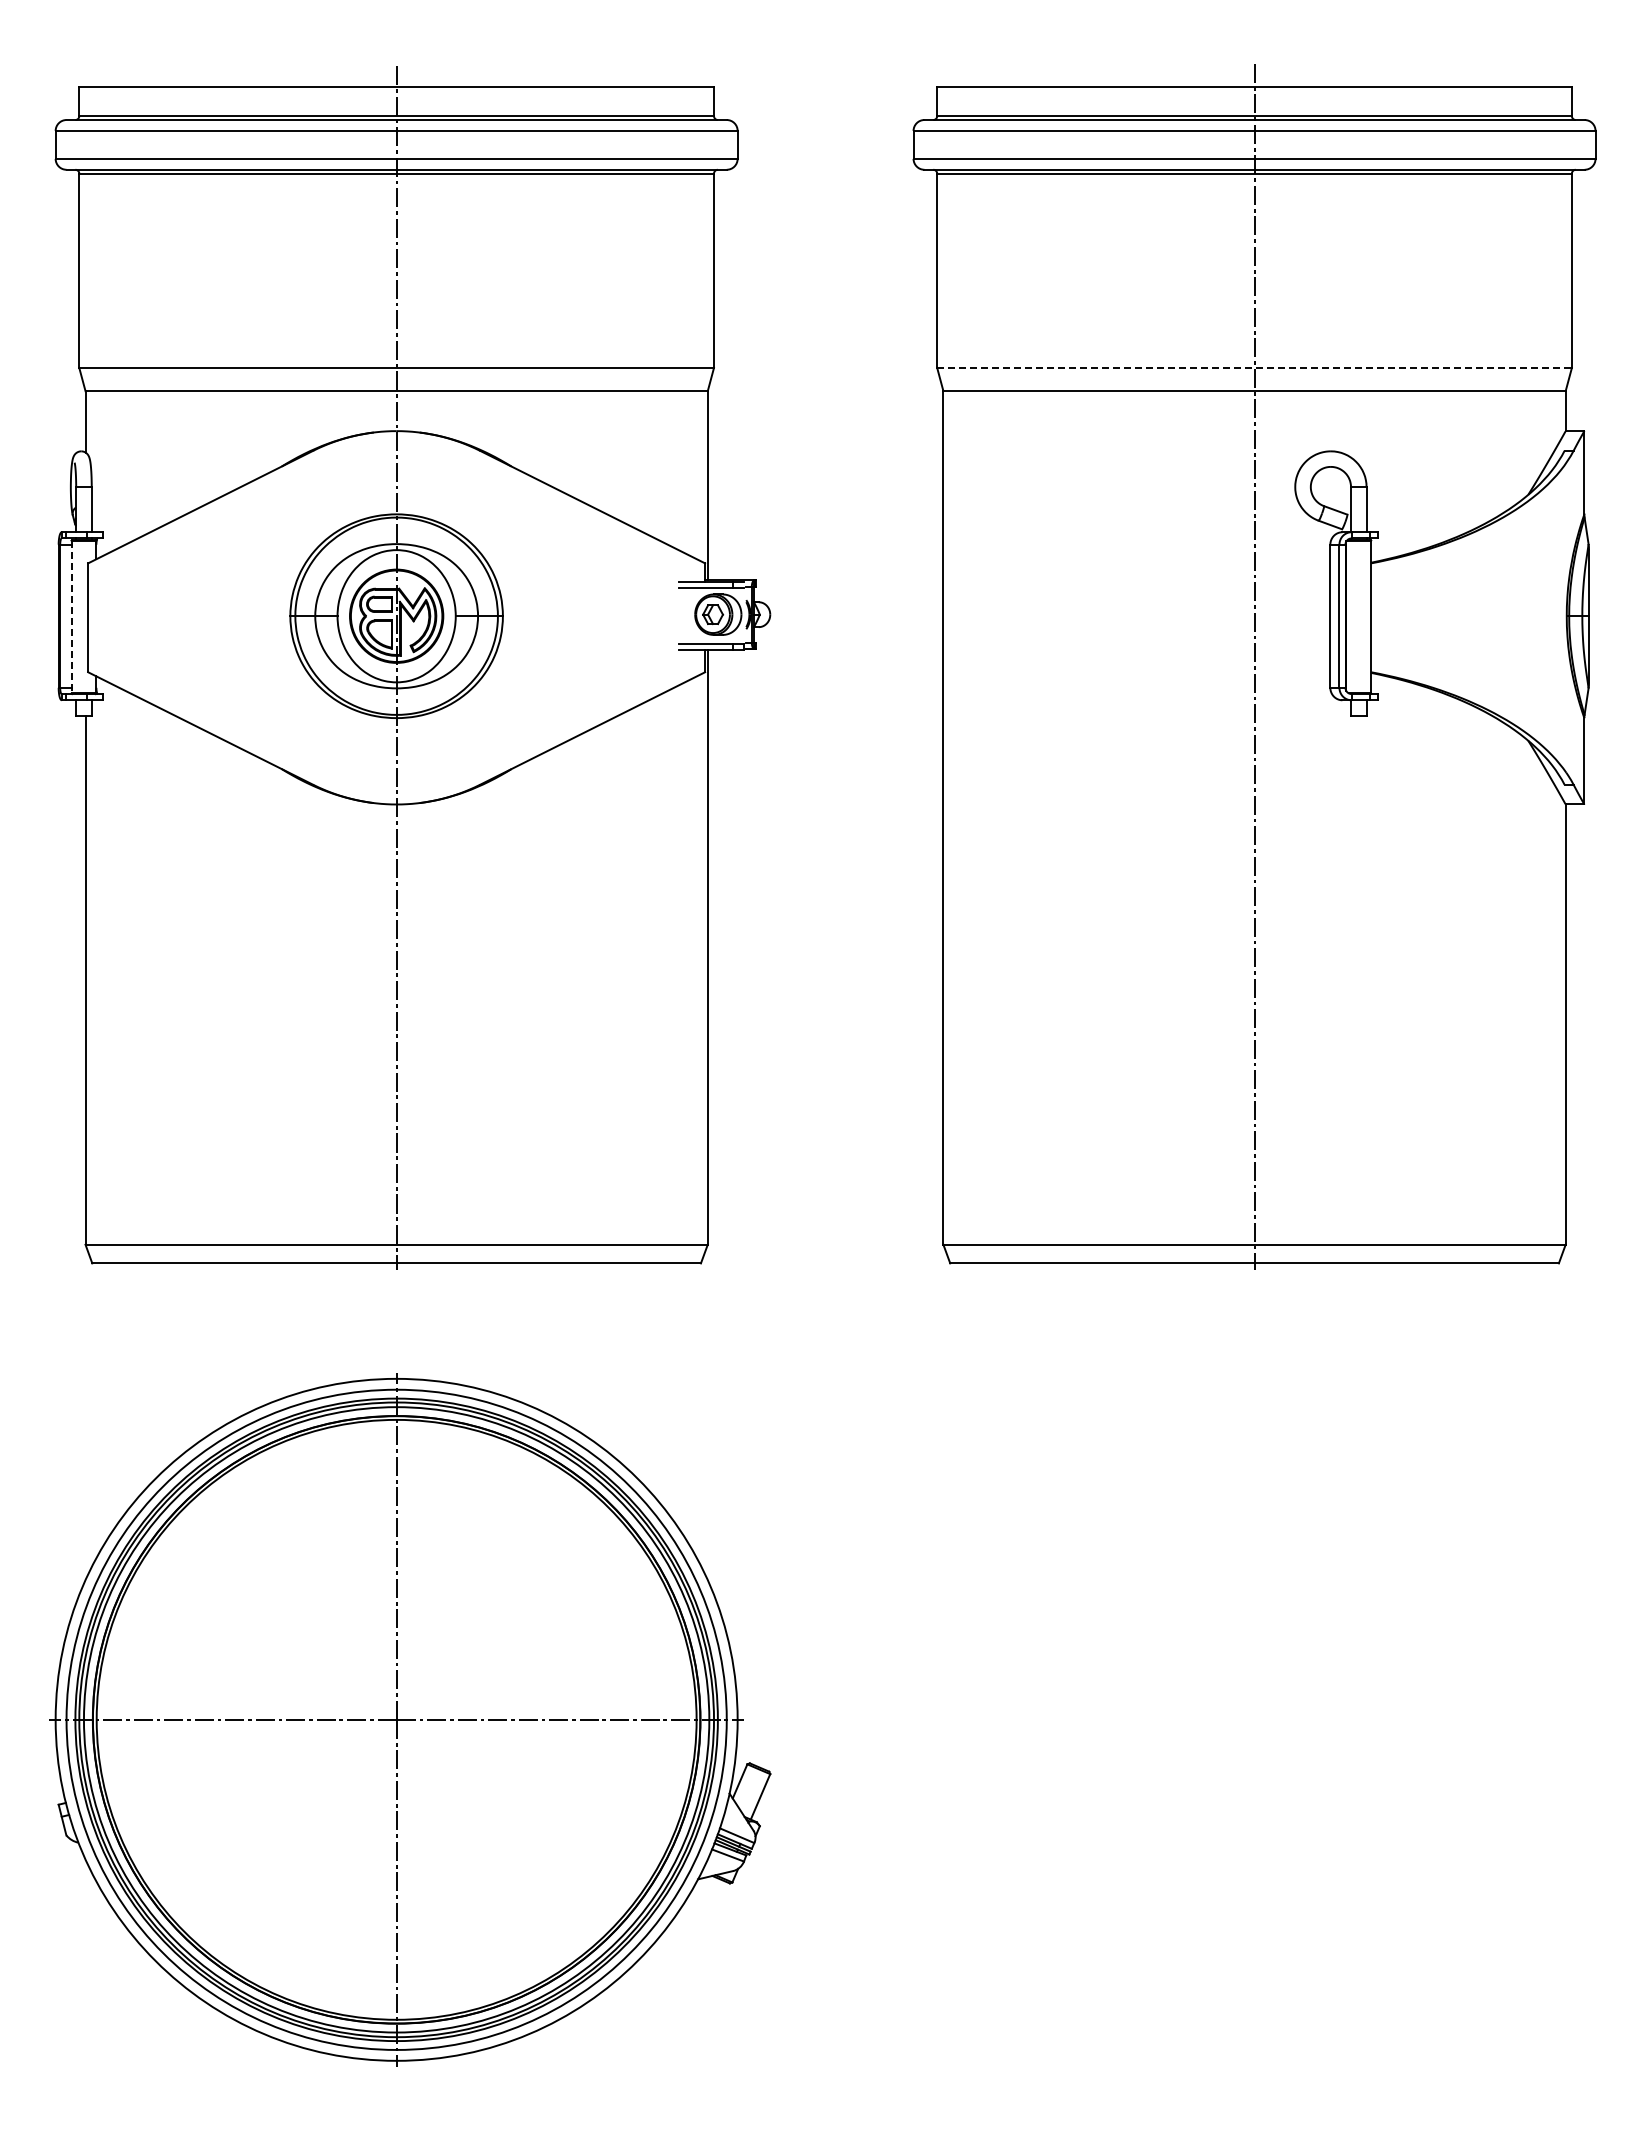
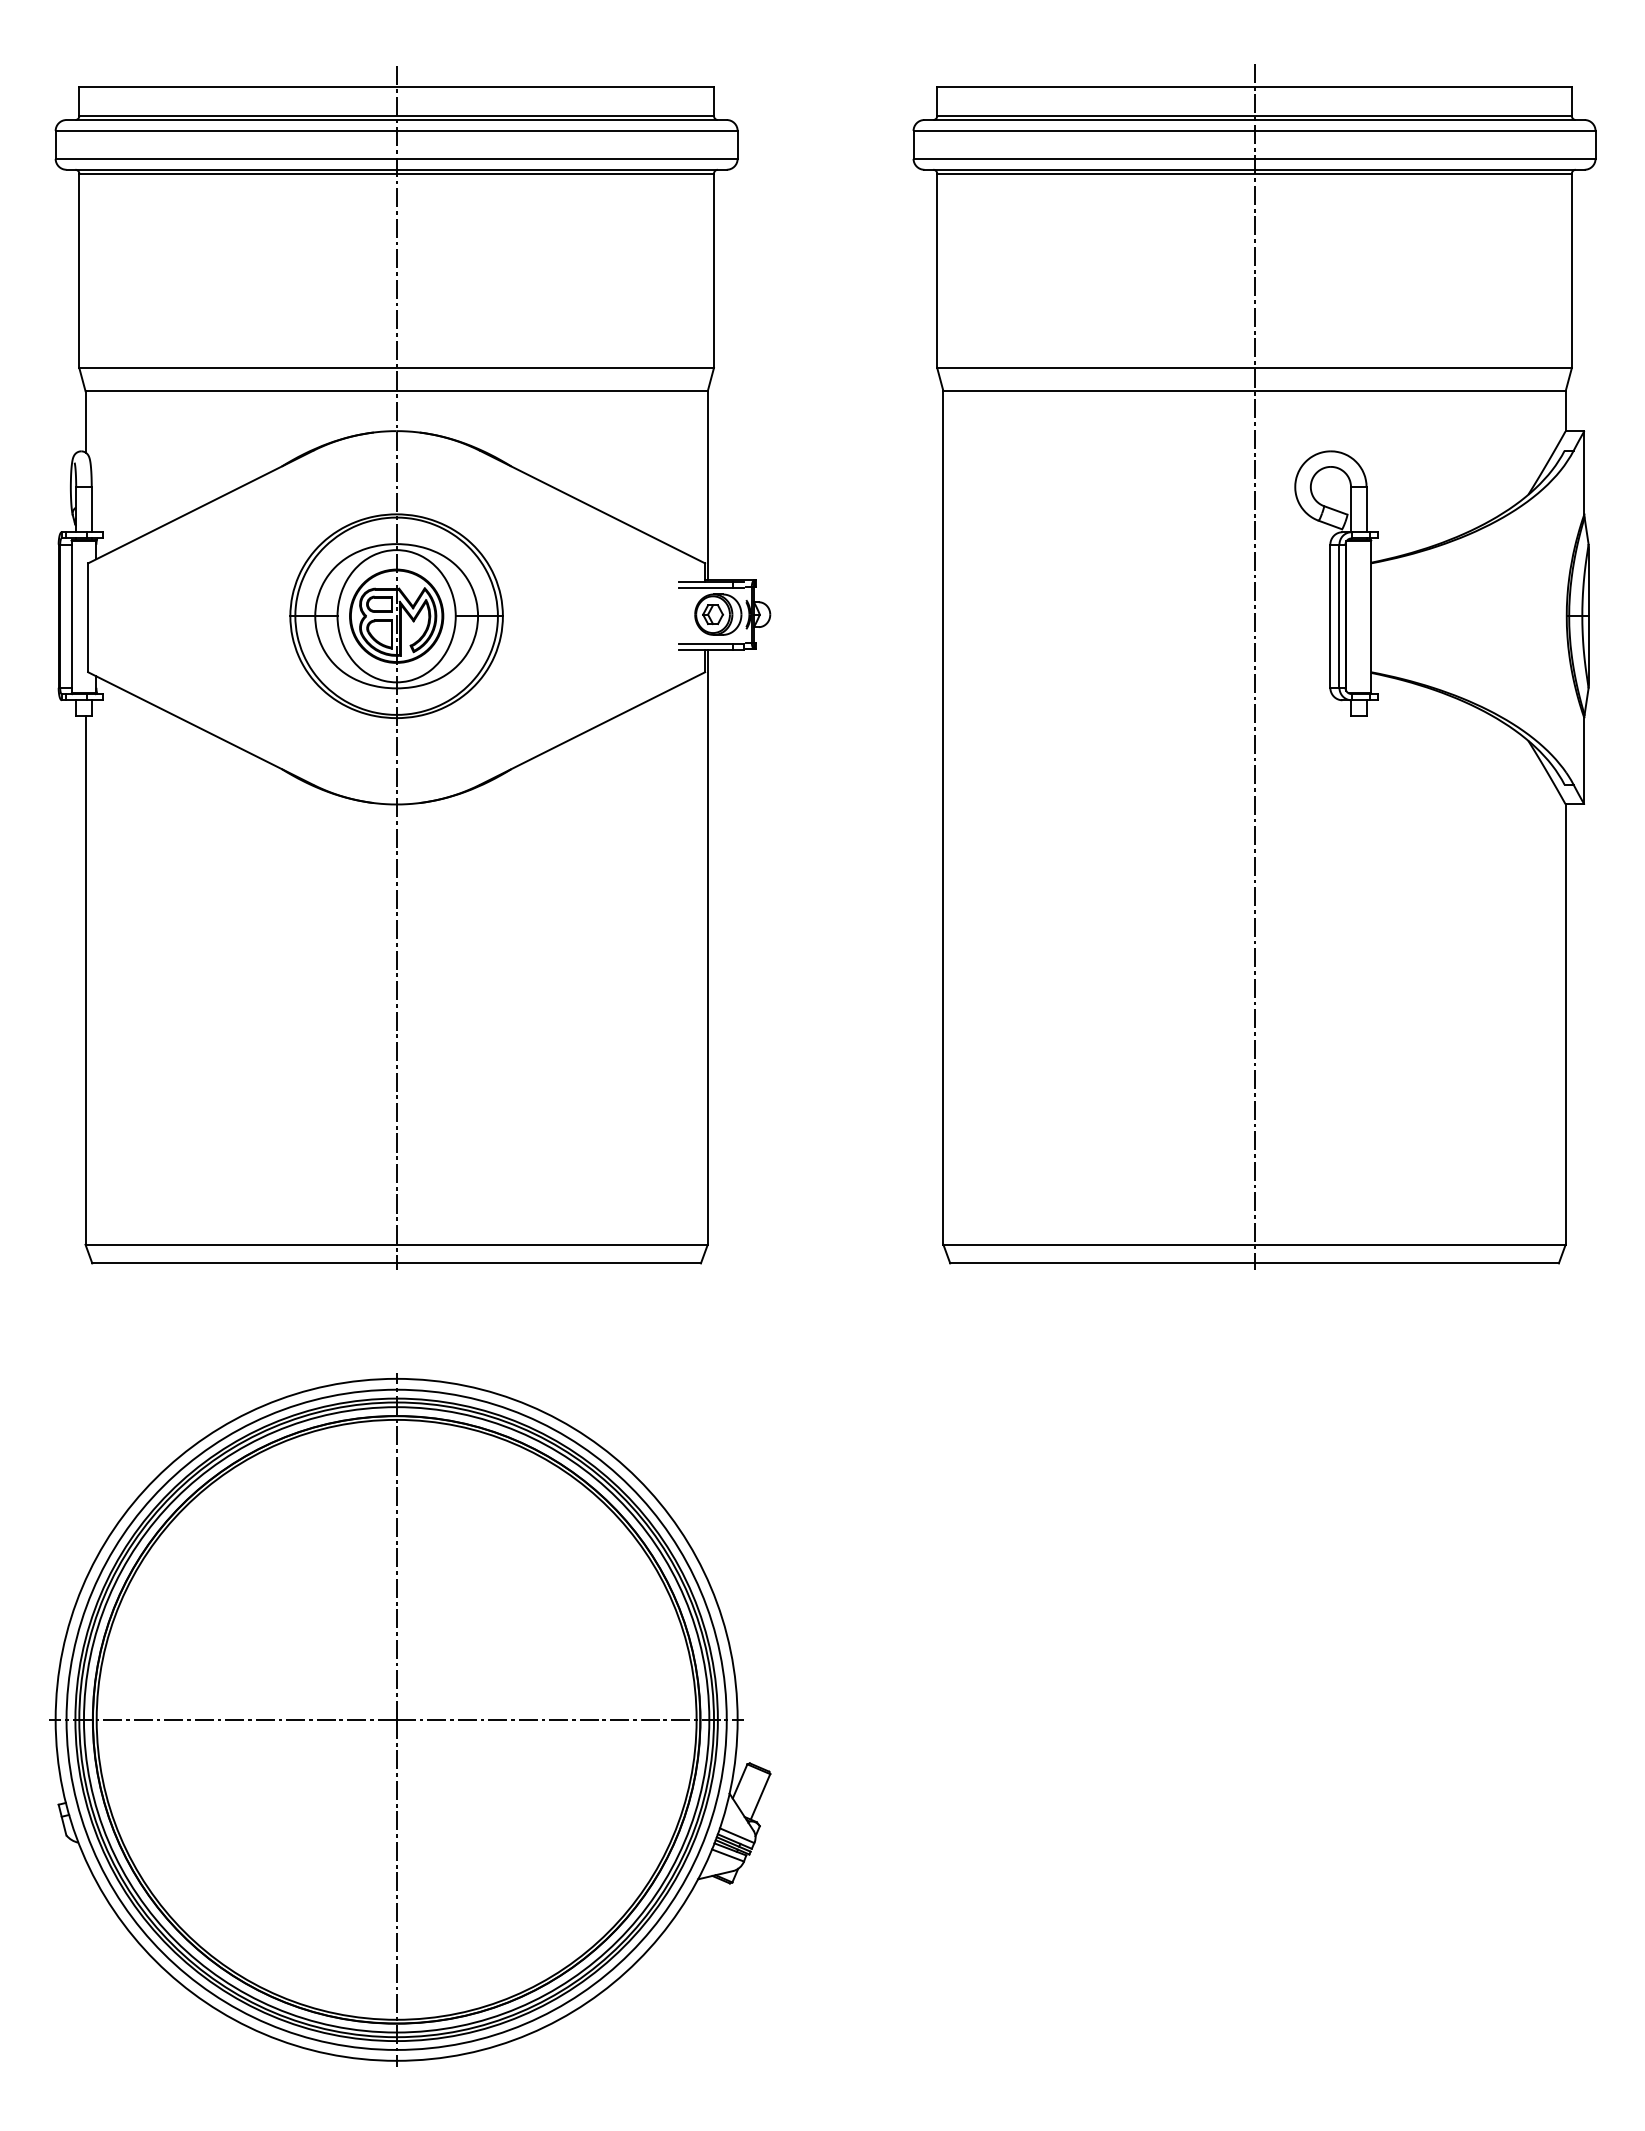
line: dashed -> solid (1255, 367)
line: dashed -> solid (71, 617)
